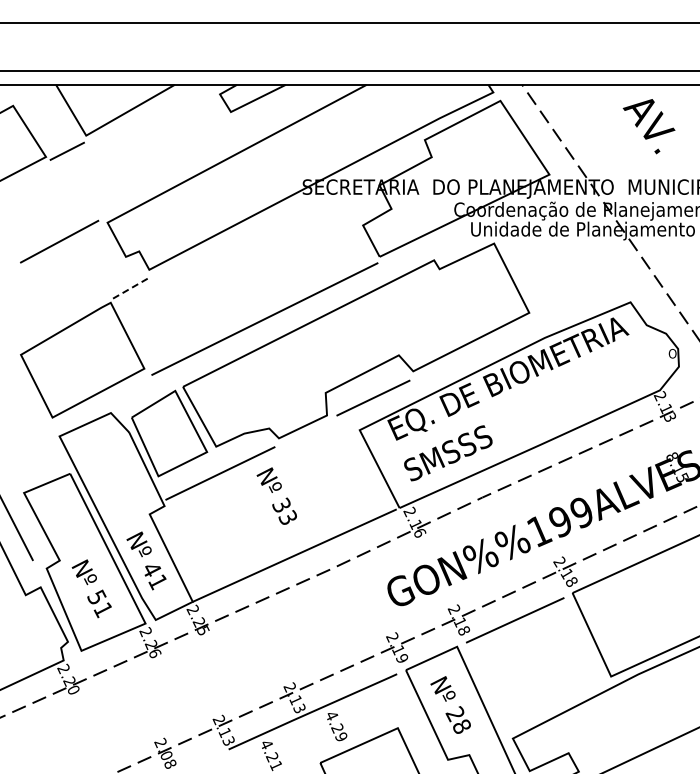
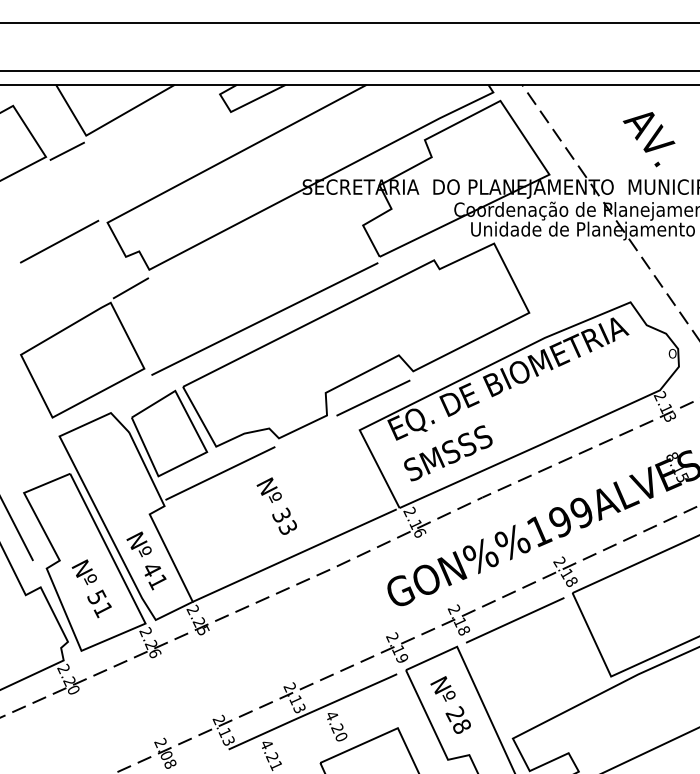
text position: (648, 126) -> (648, 139) (648, 139)
line: dashed -> solid (130, 288)
text position: (276, 495) -> (276, 505) (276, 505)
text: 4.29 -> 4.20 (340, 736)
